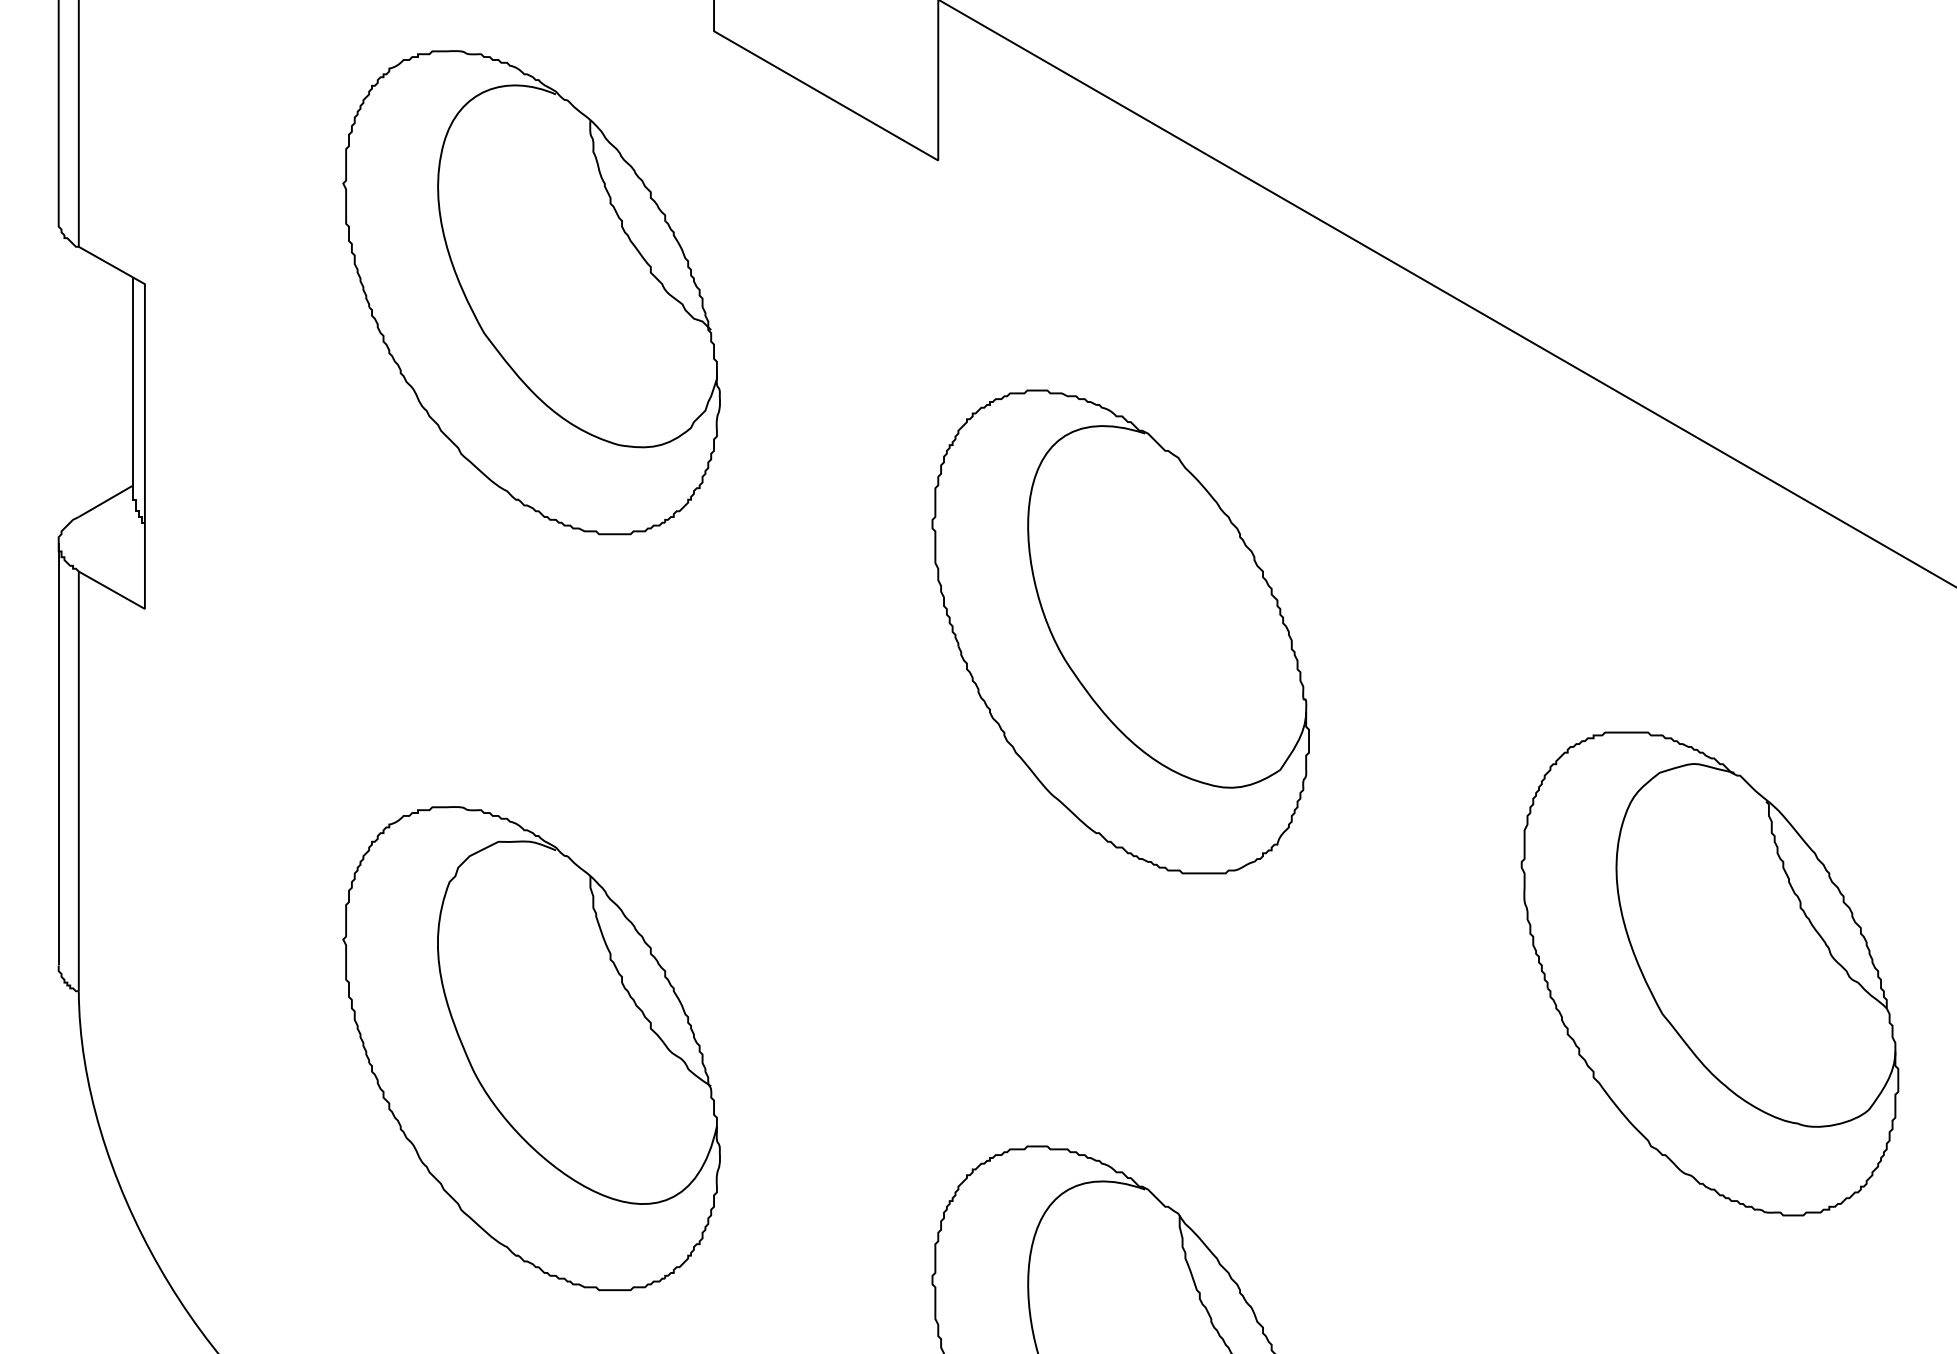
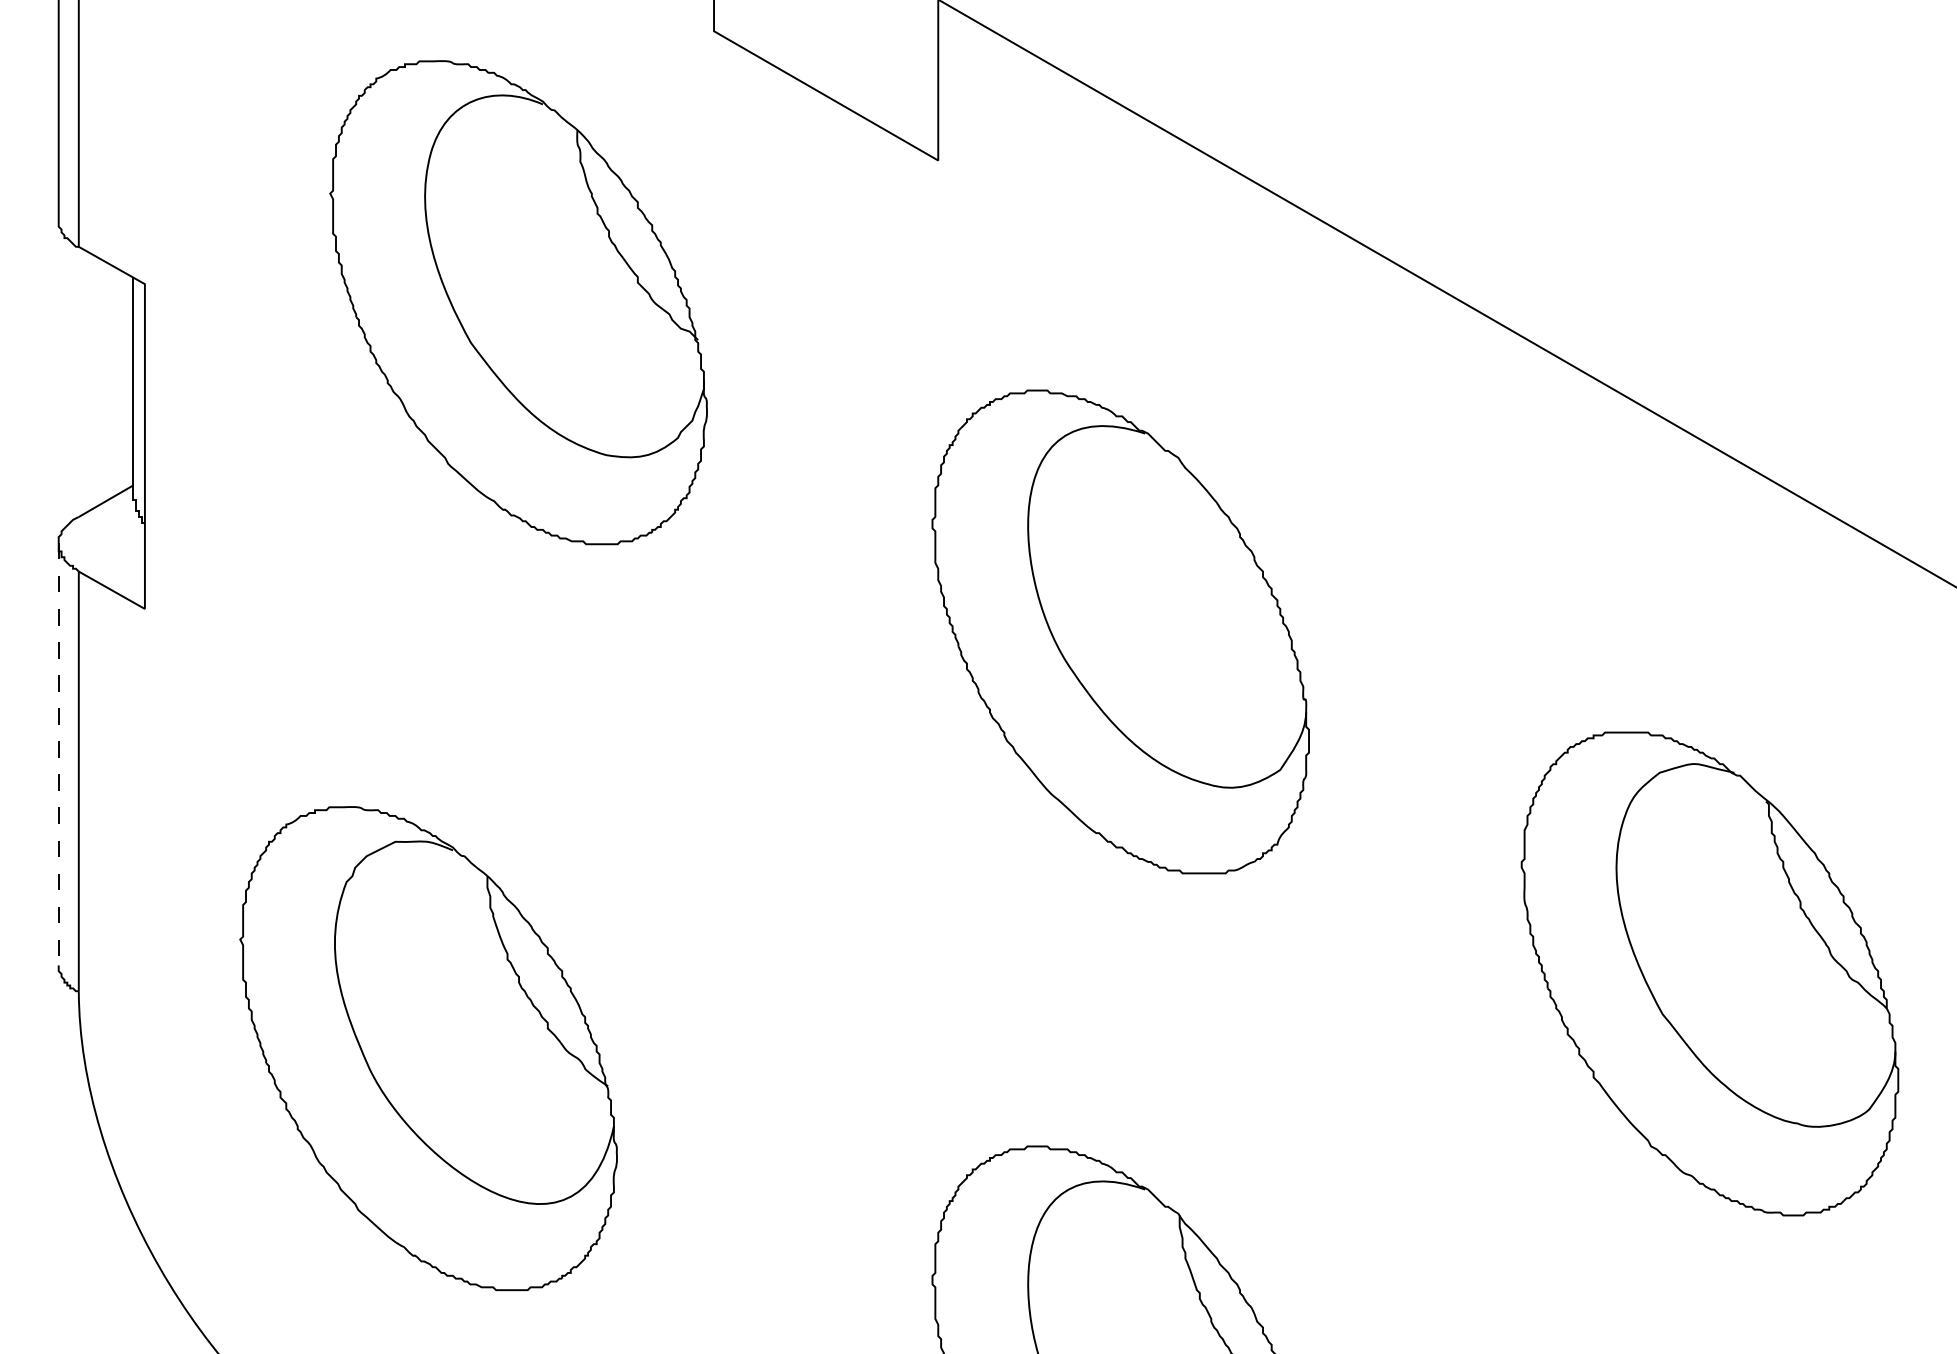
part position: (531, 292) -> (518, 302) (518, 302)
line: solid -> dashed (58, 754)
part position: (531, 1048) -> (428, 1048) (428, 1048)
